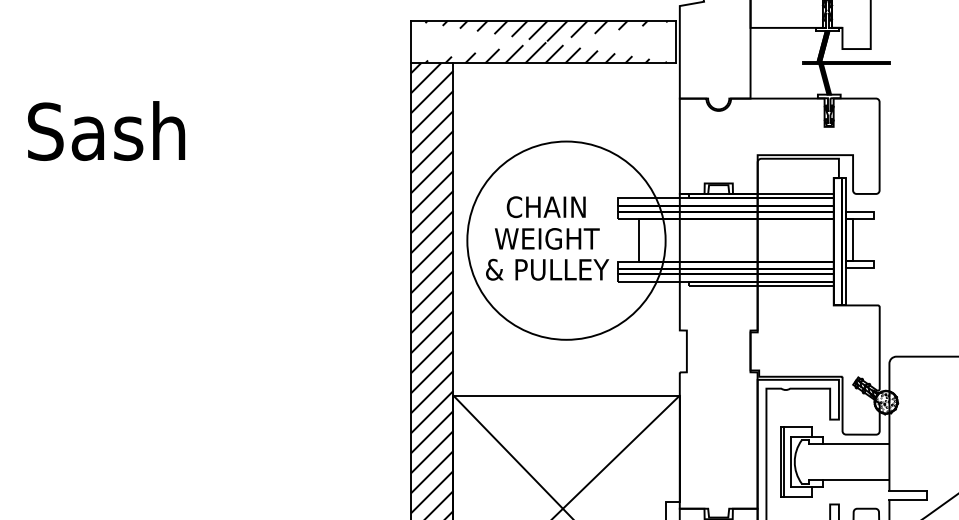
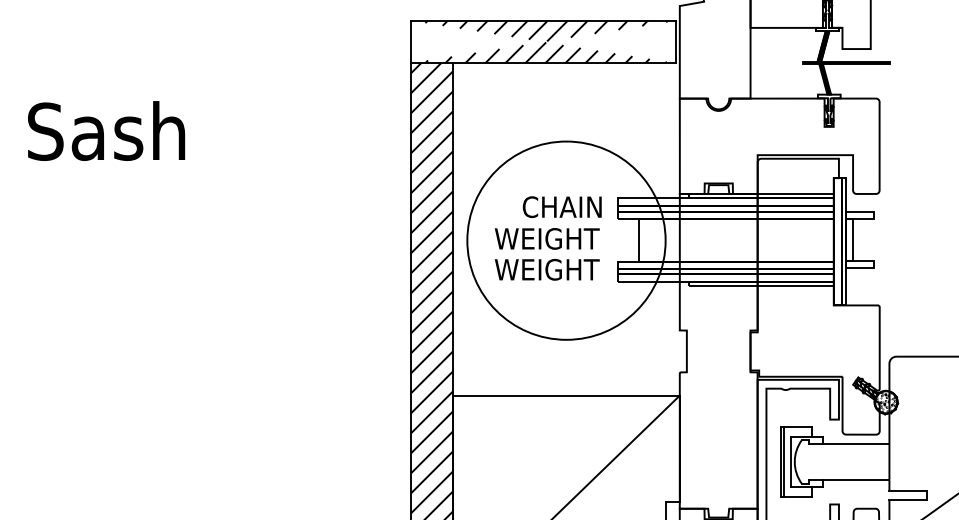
text position: (545, 207) -> (561, 207) (561, 207)
text: & PULLEY -> WEIGHT (547, 269)
line: present -> none (511, 455)
